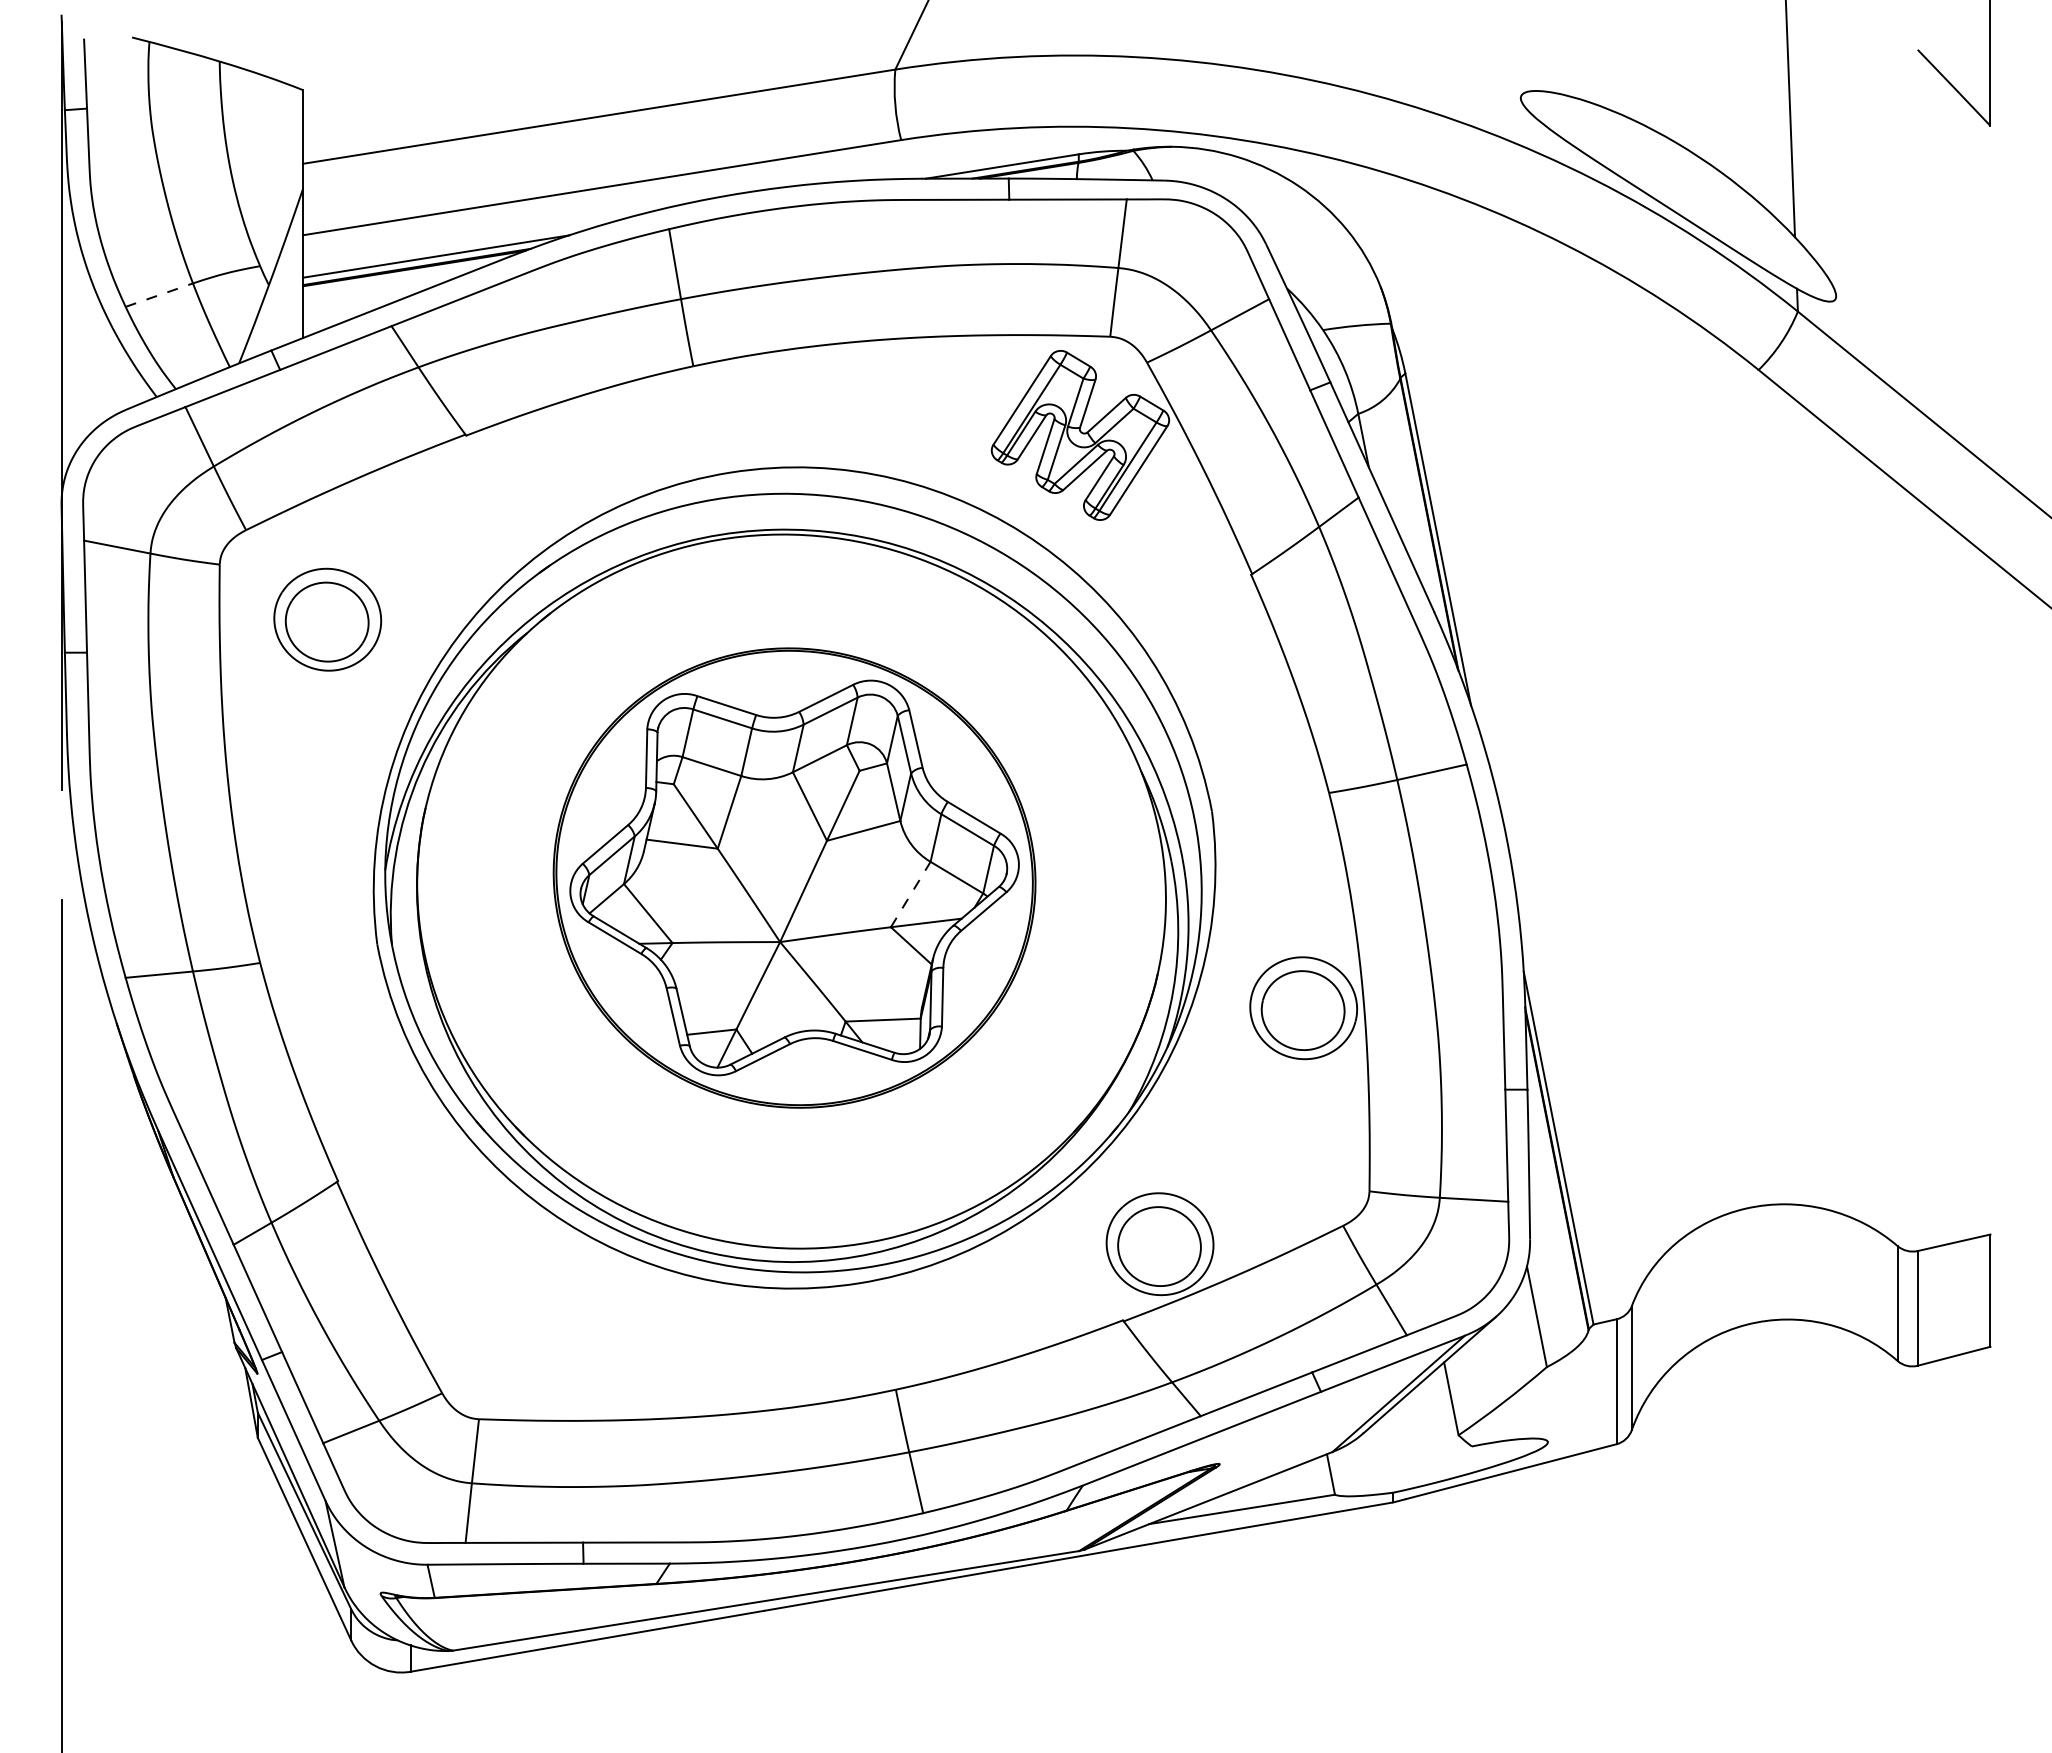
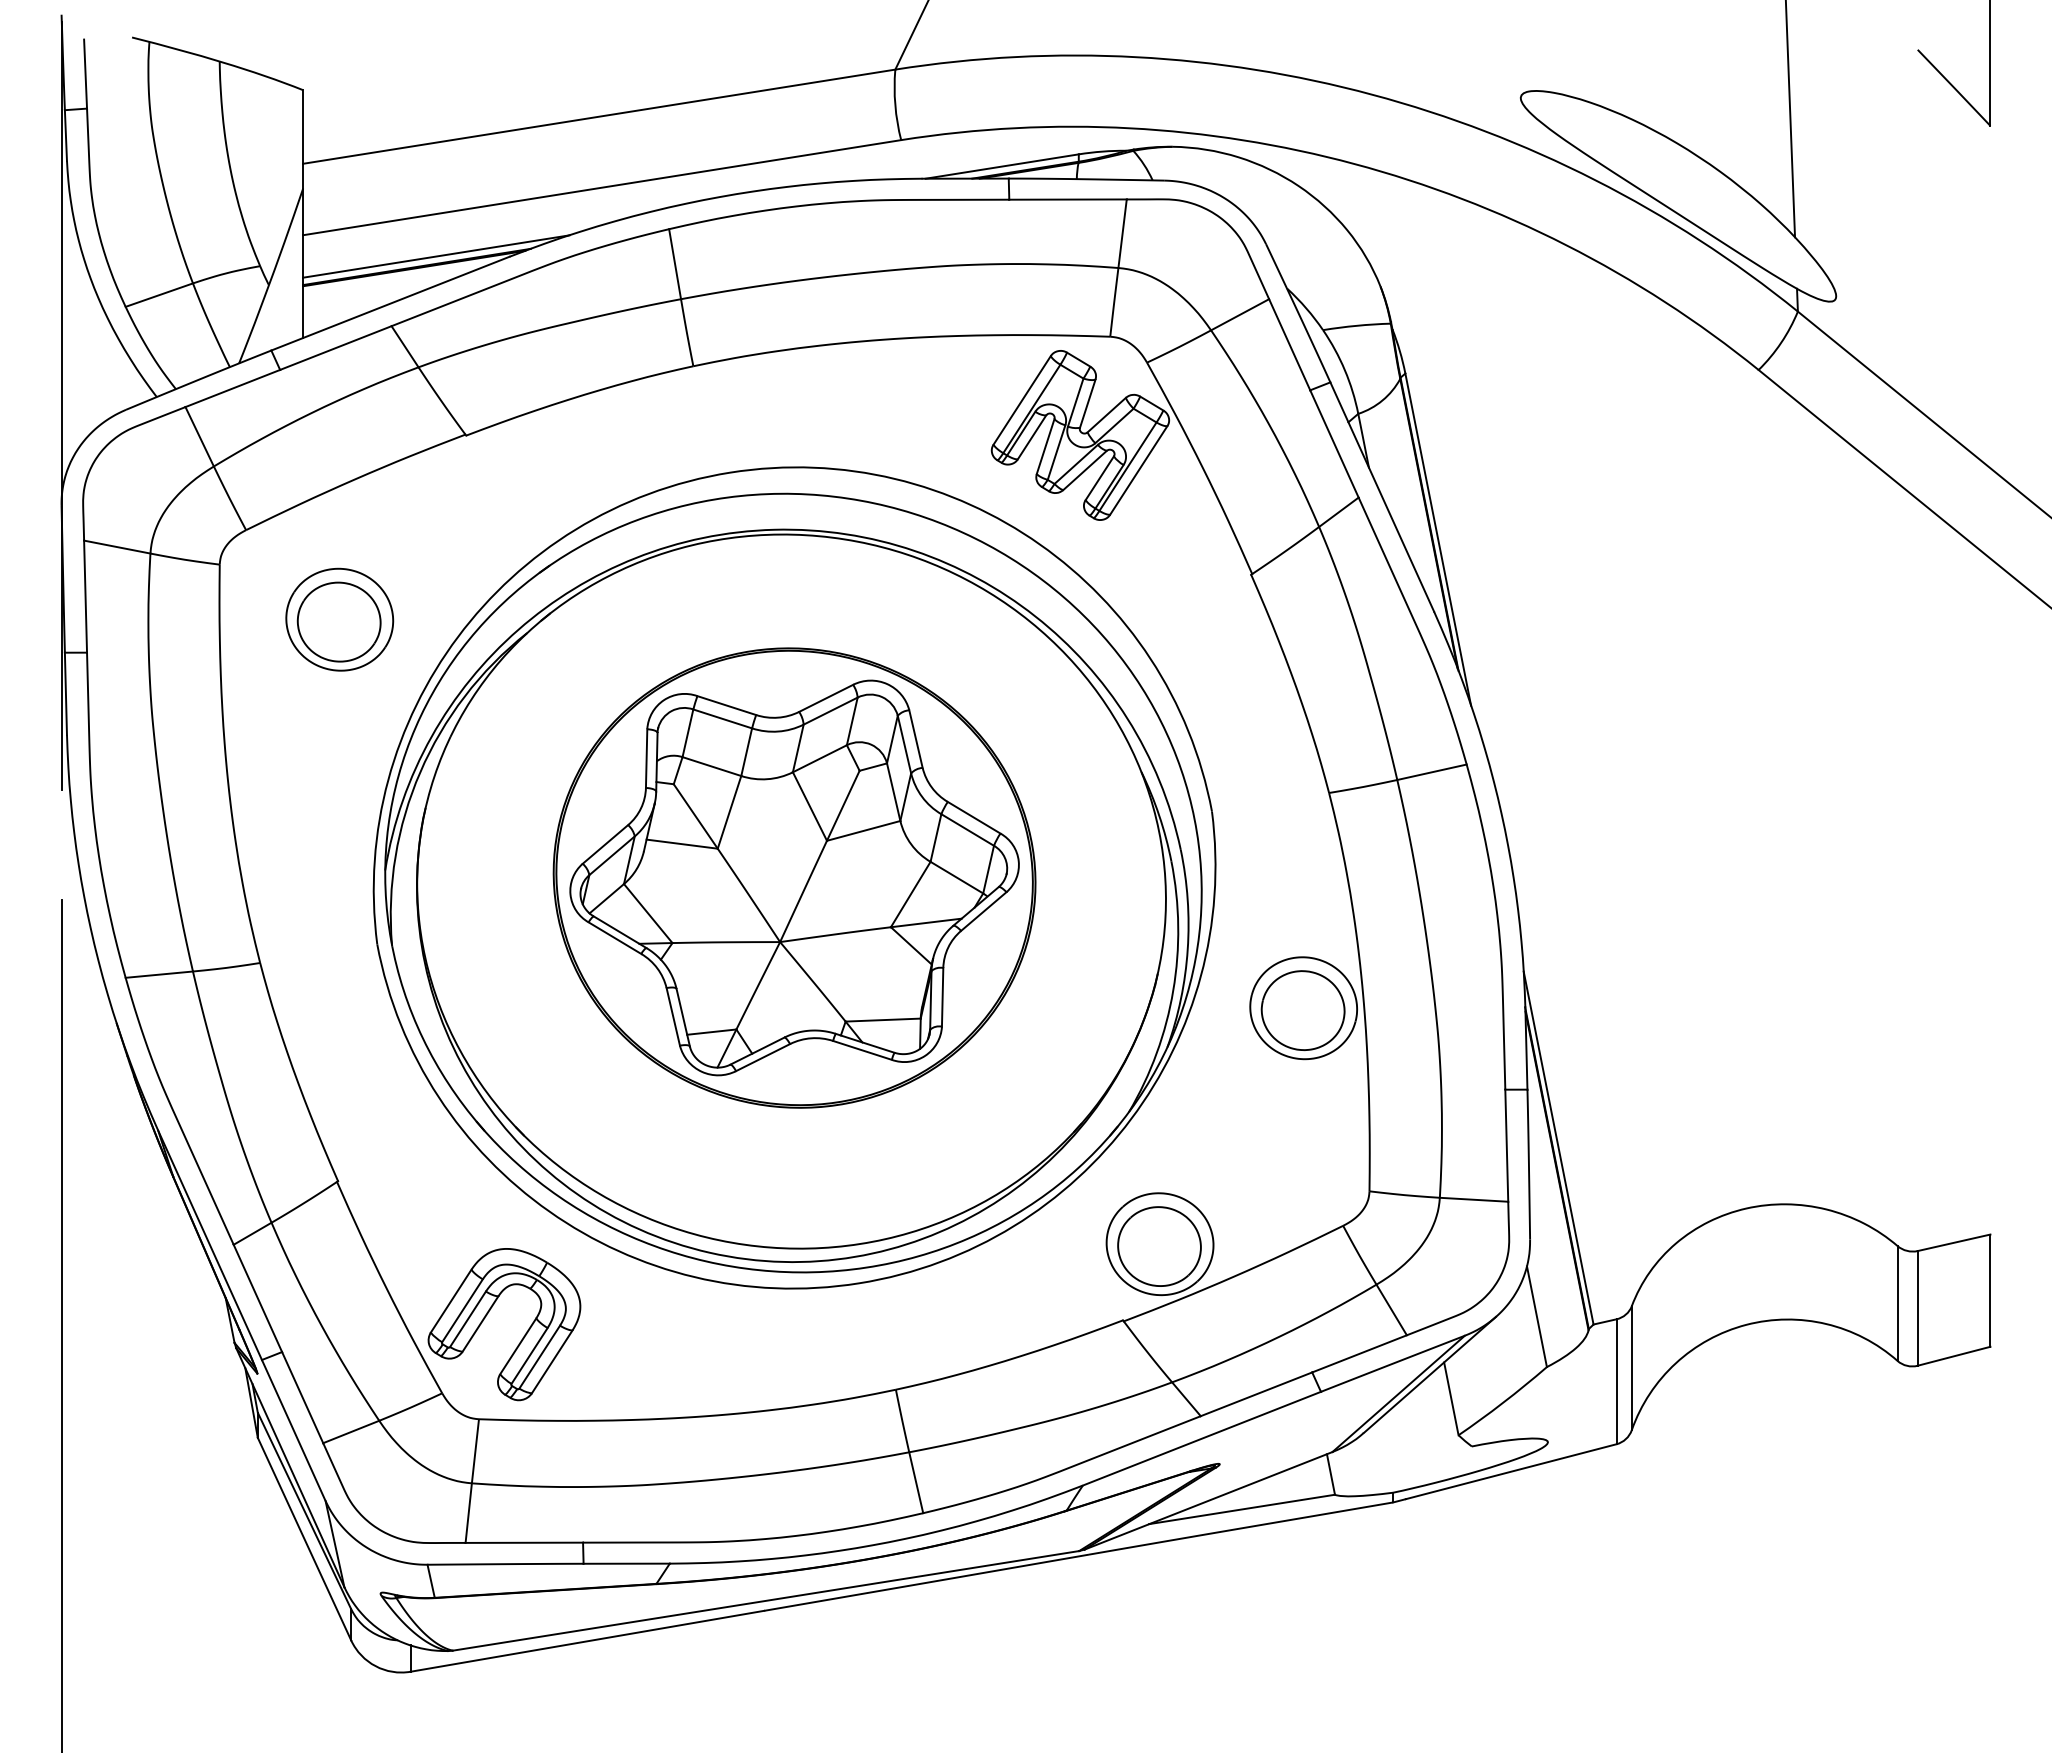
line: dashed -> solid (159, 295)
part position: (327, 619) -> (339, 619) (339, 619)
line: dashed -> solid (911, 894)
part: none -> present (489, 1312)
